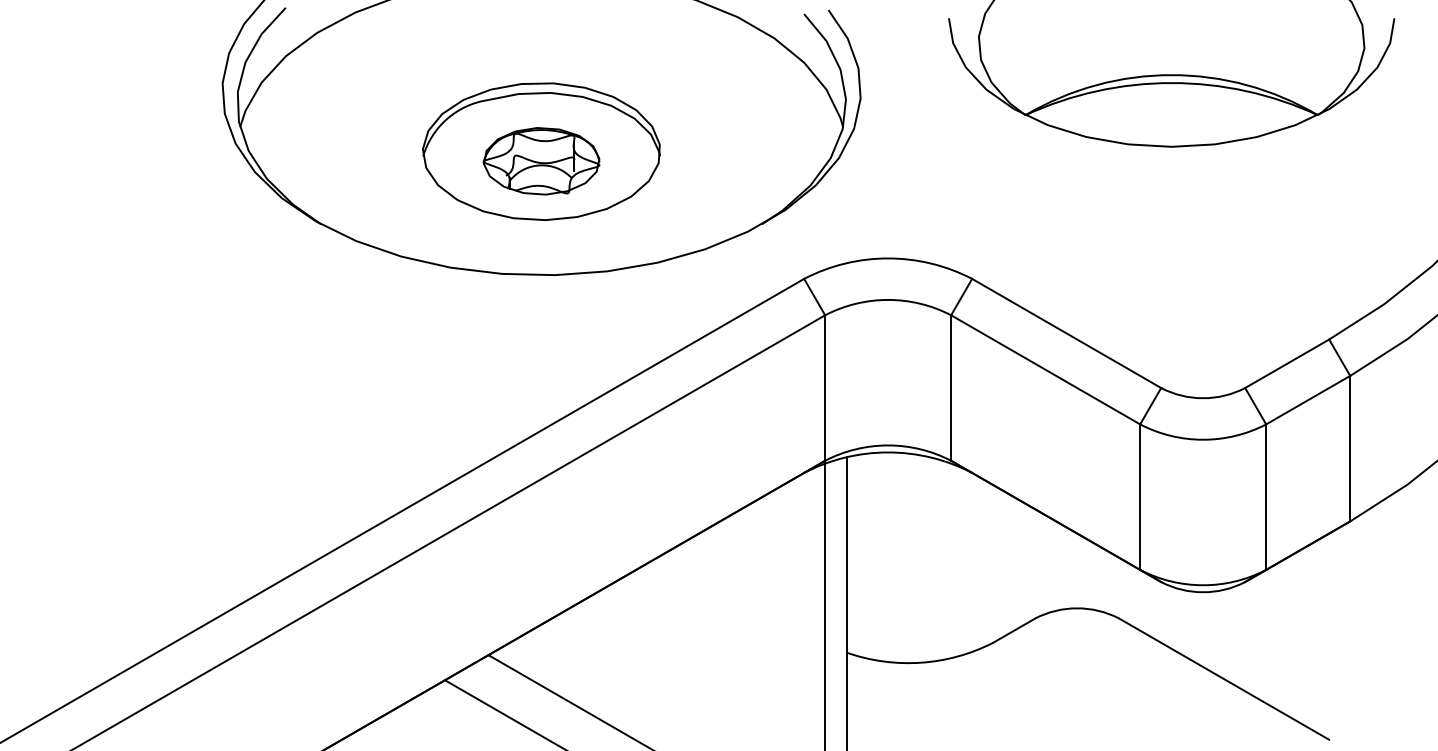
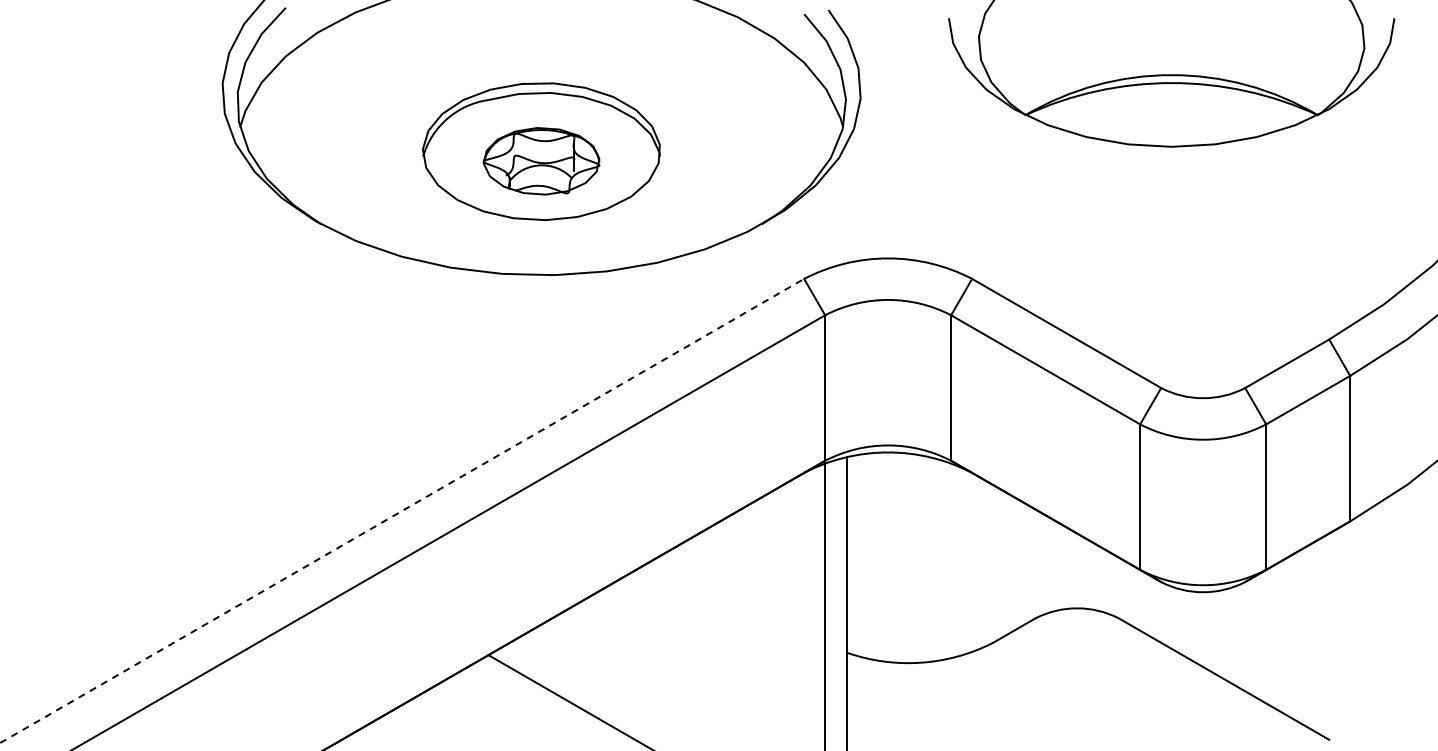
line: solid -> dashed (402, 510)
line: present -> none (503, 713)
